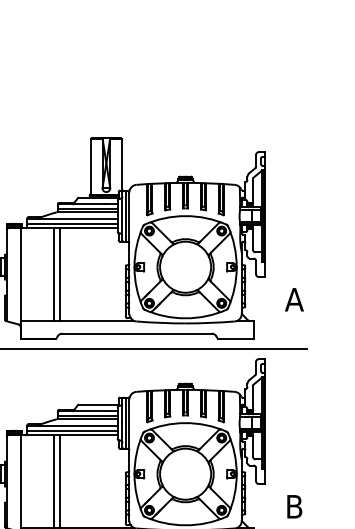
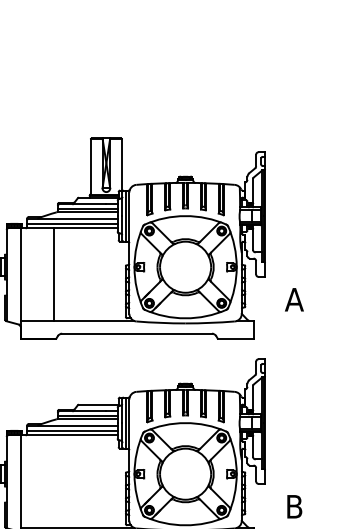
line: present -> none (59, 274)
line: present -> none (154, 349)
line: present -> none (53, 480)
line: present -> none (59, 480)
